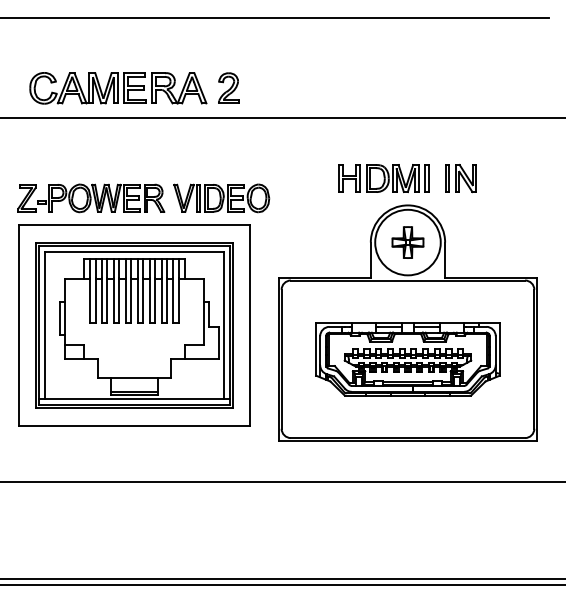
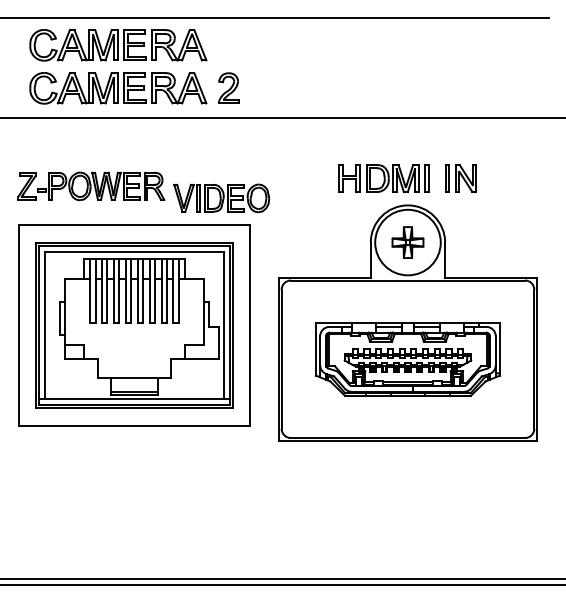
part: none -> present (118, 45)
part position: (91, 198) -> (91, 186) (91, 186)
line: present -> none (282, 482)
